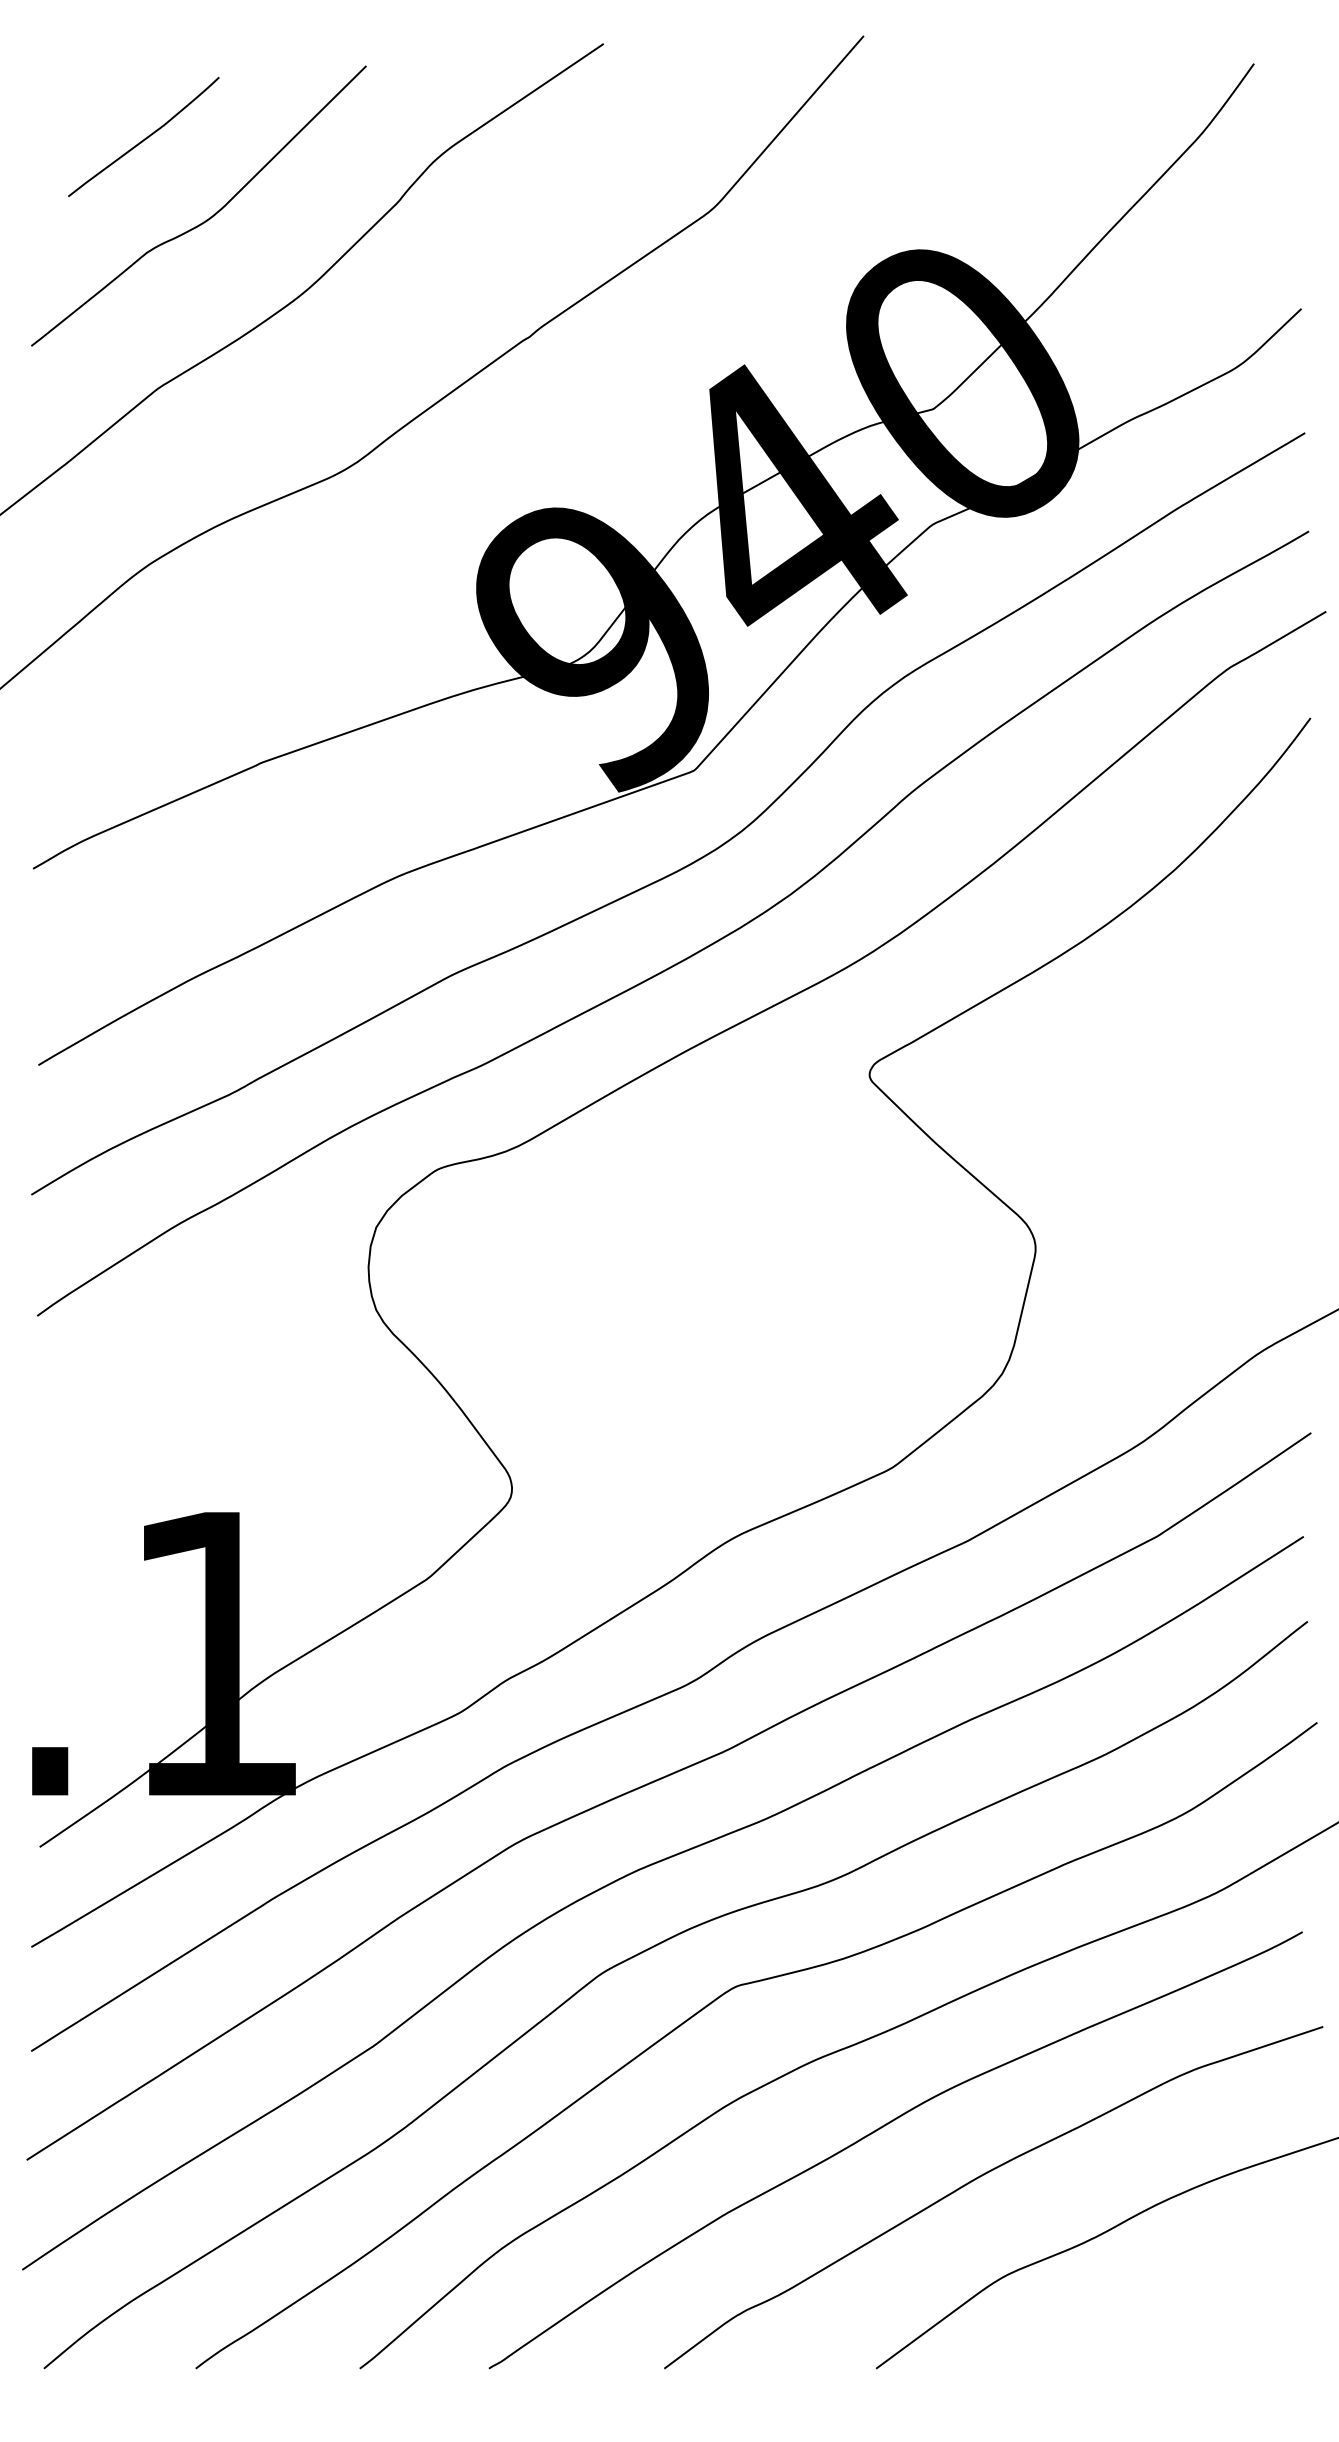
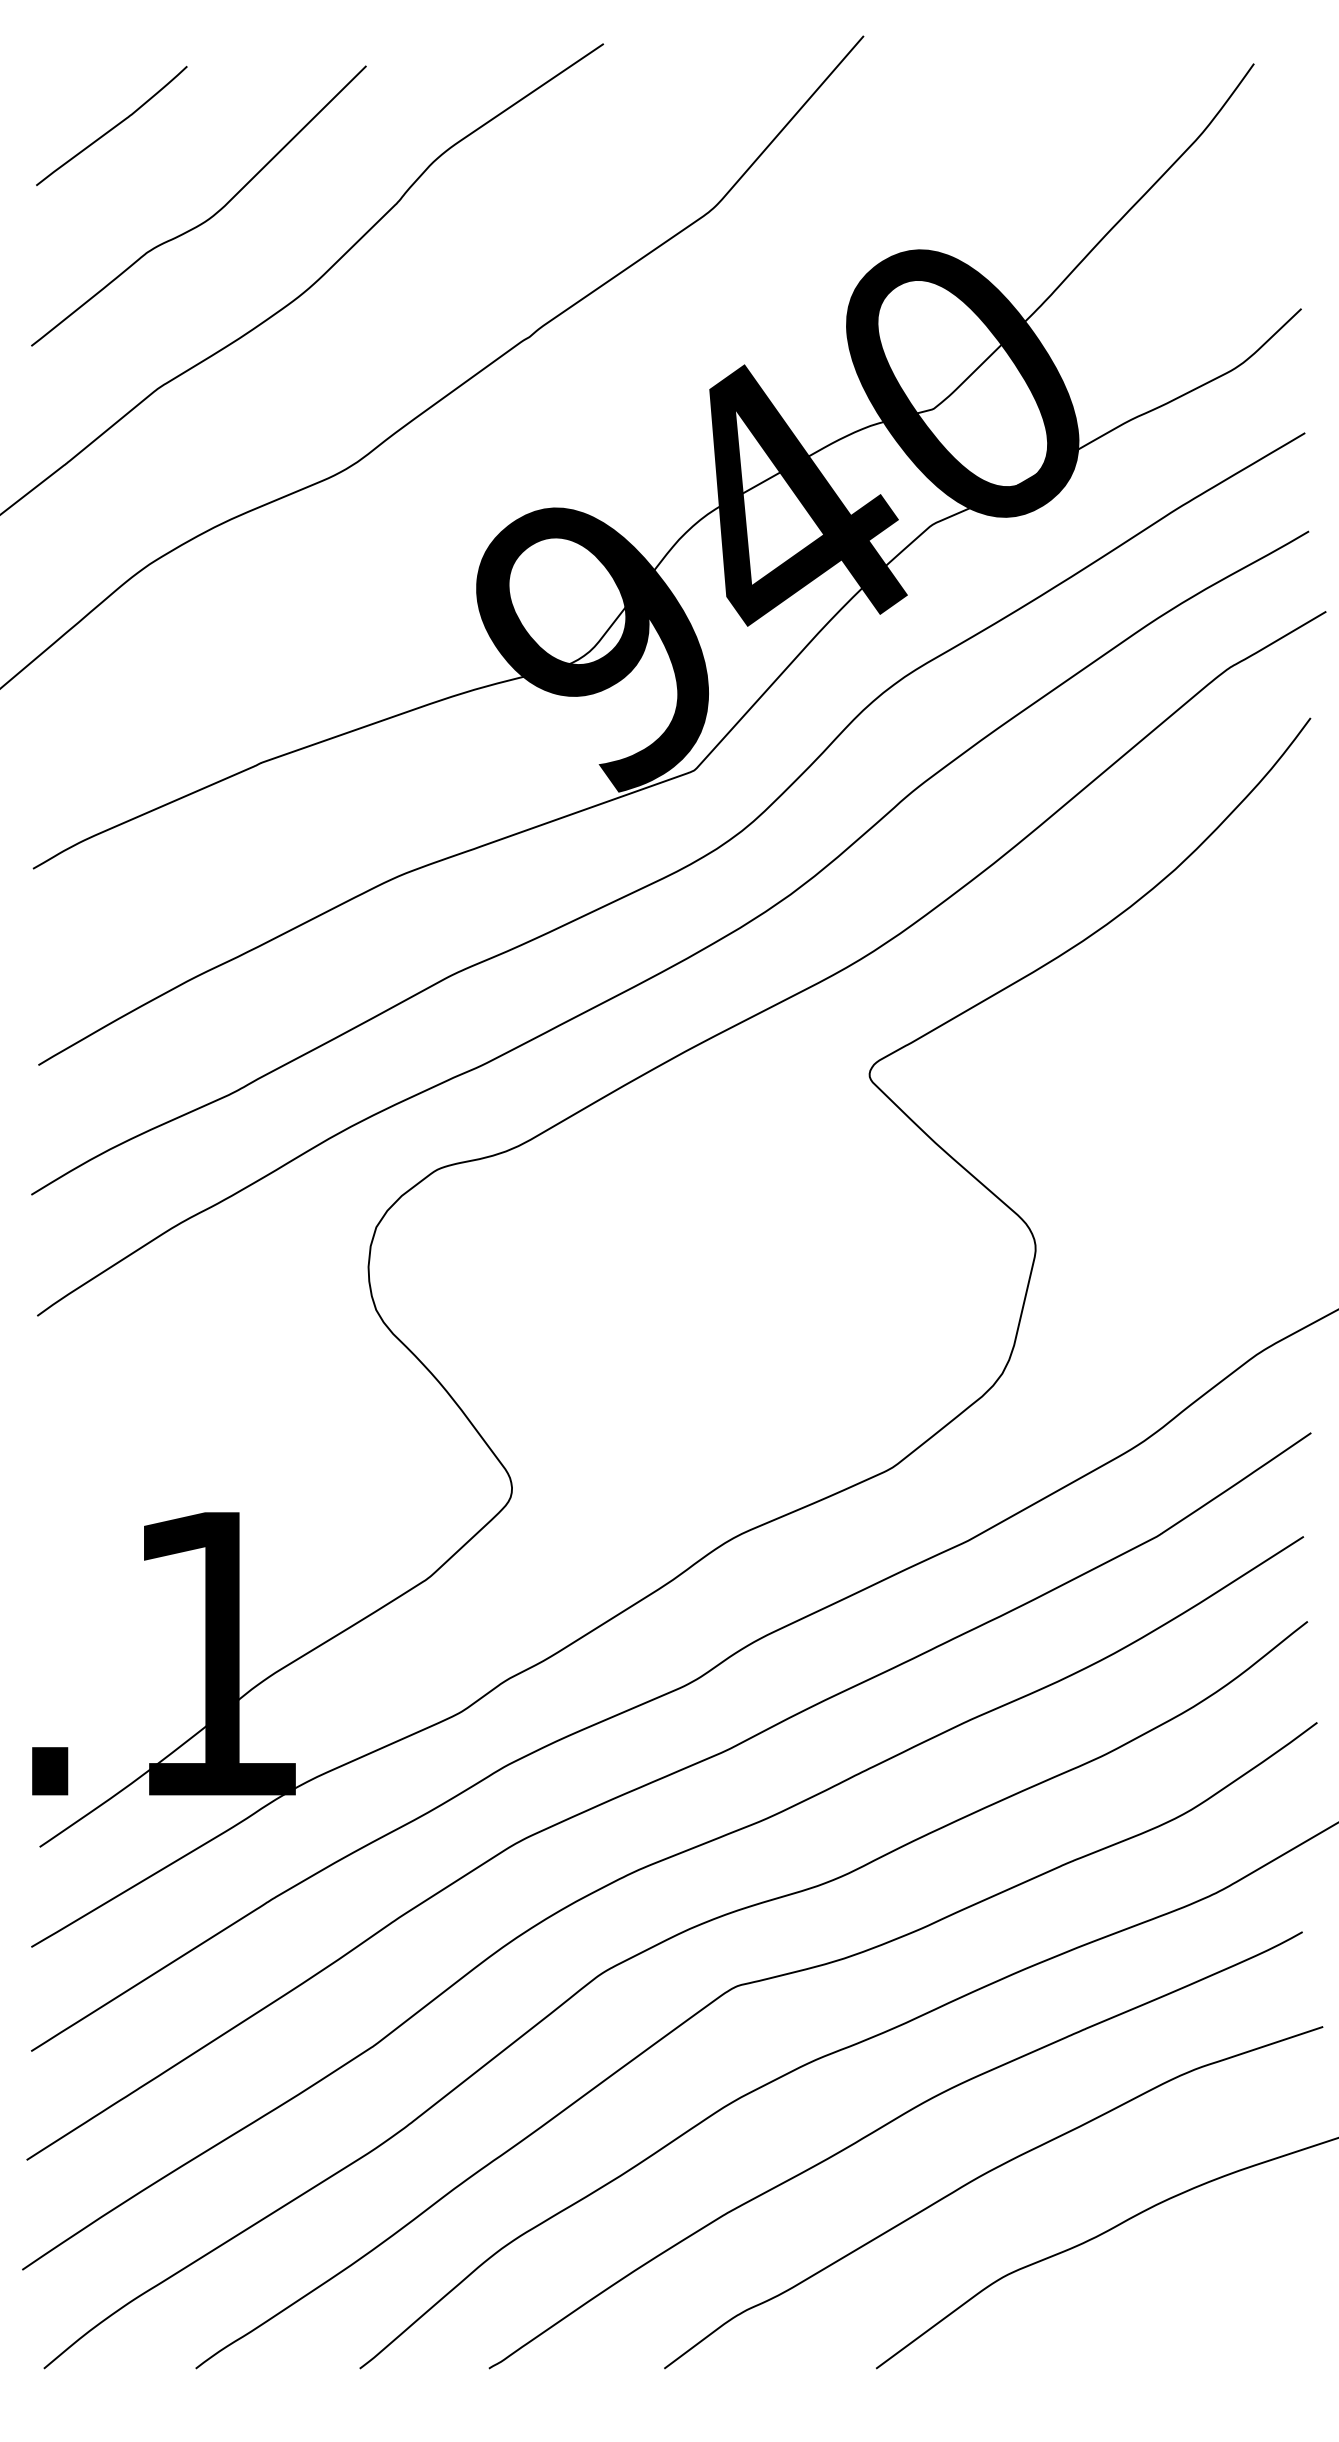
curve position: (145, 137) -> (113, 126) (113, 126)
